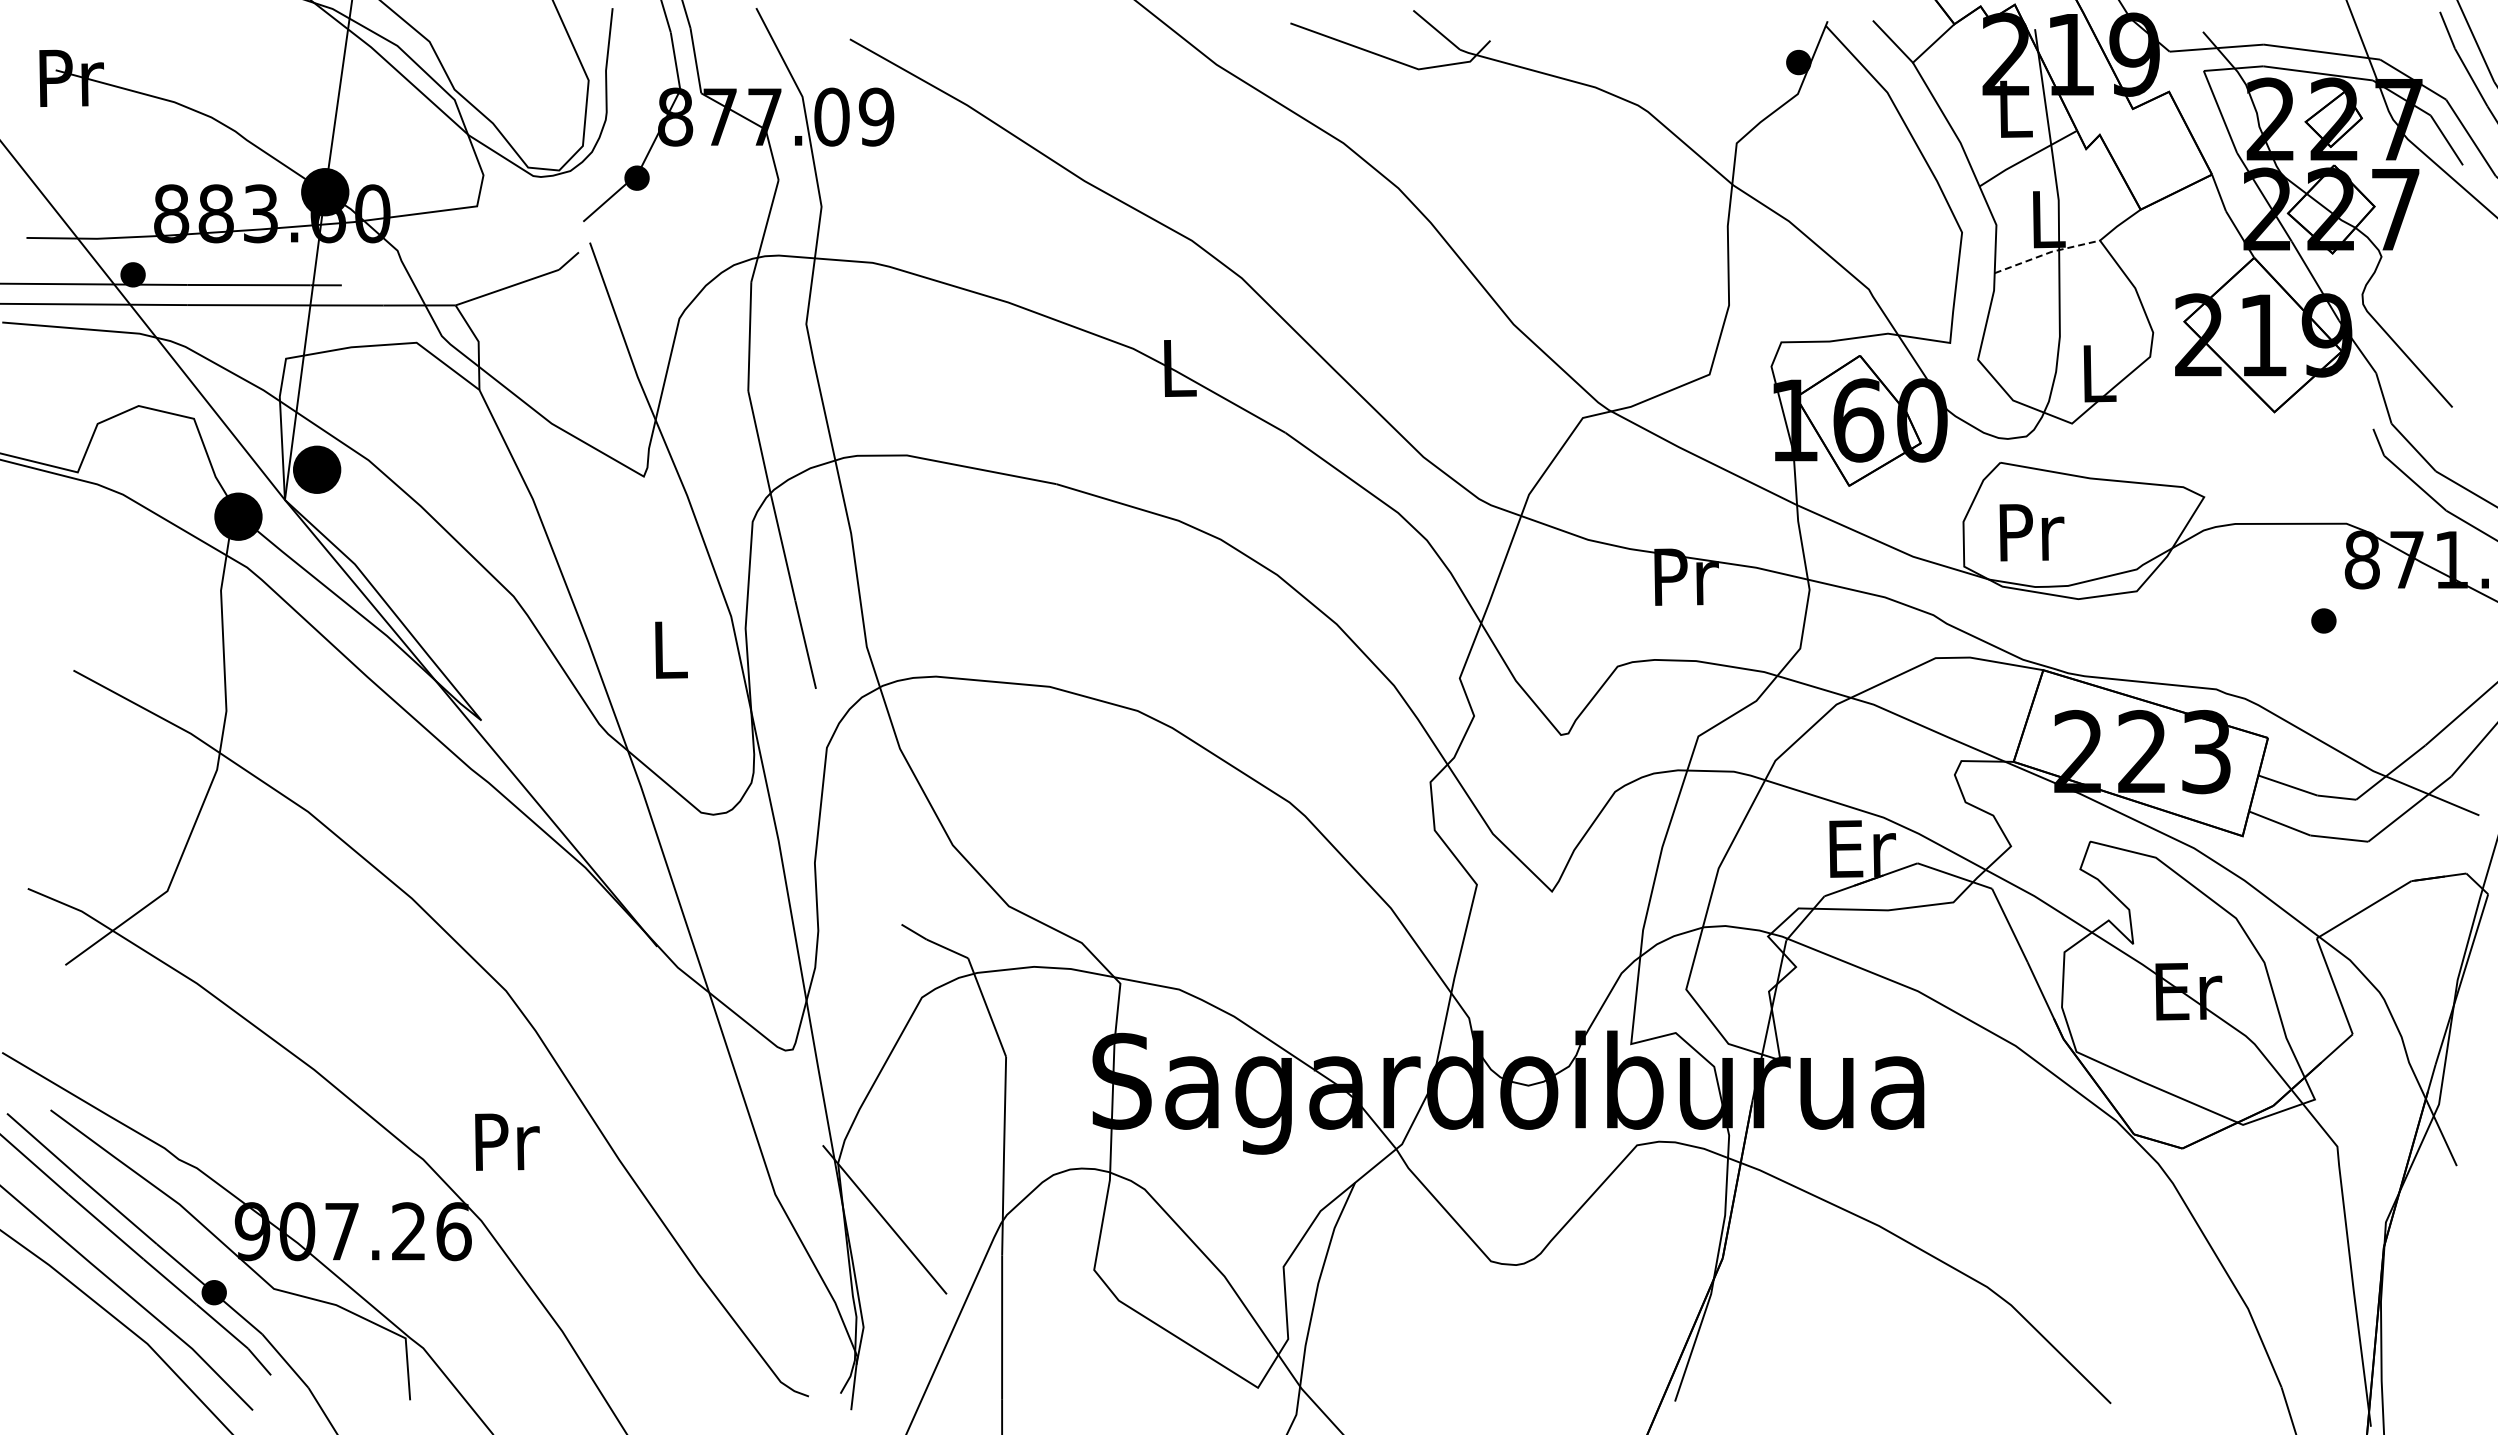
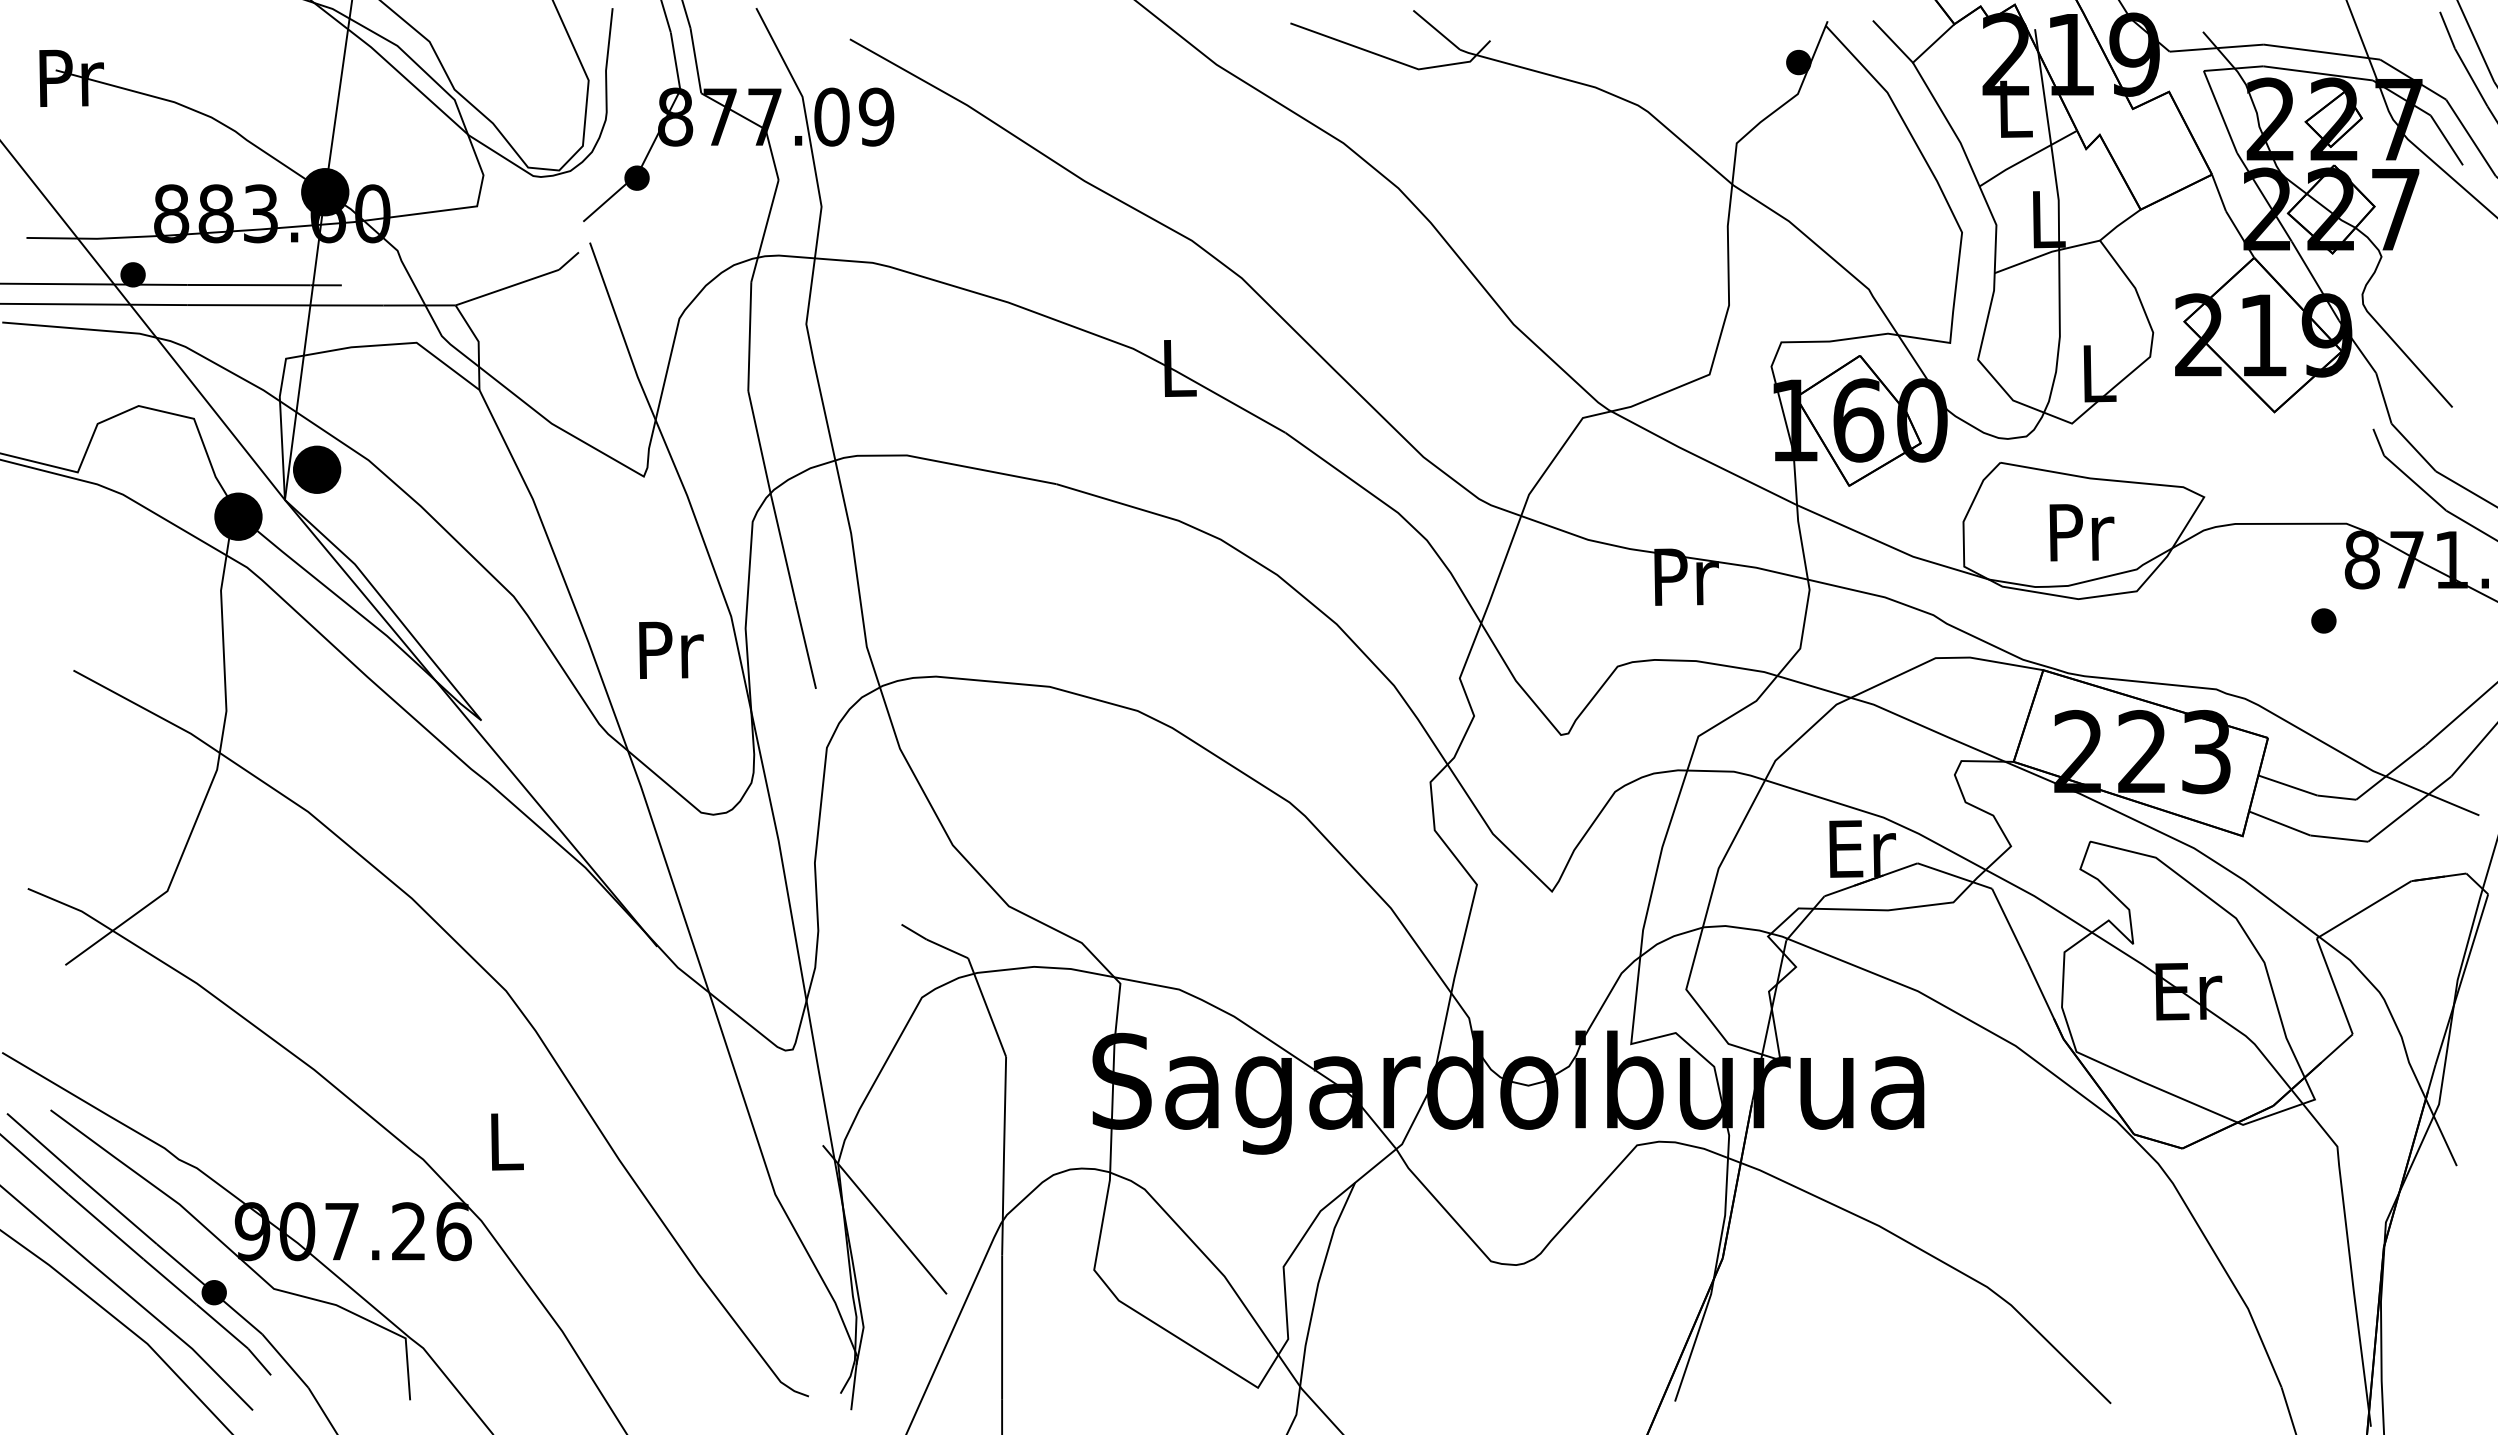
line: dashed -> solid (2047, 253)
text position: (2031, 532) -> (2081, 532) (2081, 532)
text: L -> Pr (671, 649)
text: Pr -> L (507, 1141)
